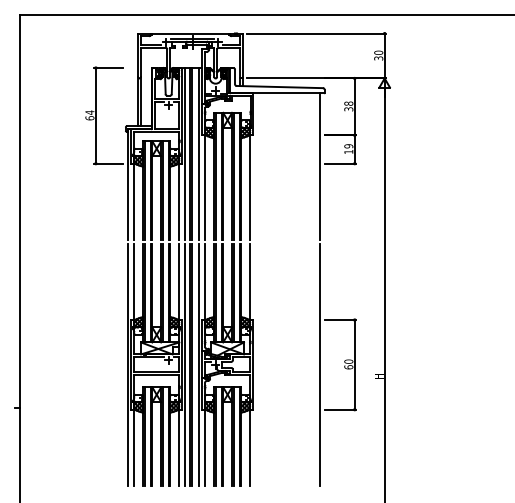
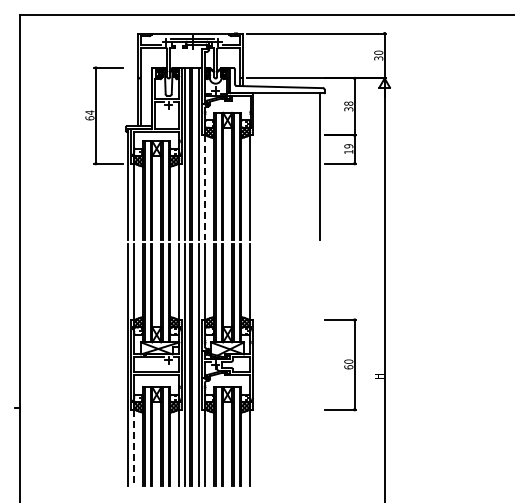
line: solid -> dashed (205, 187)
line: present -> none (320, 364)
line: solid -> dashed (134, 447)
